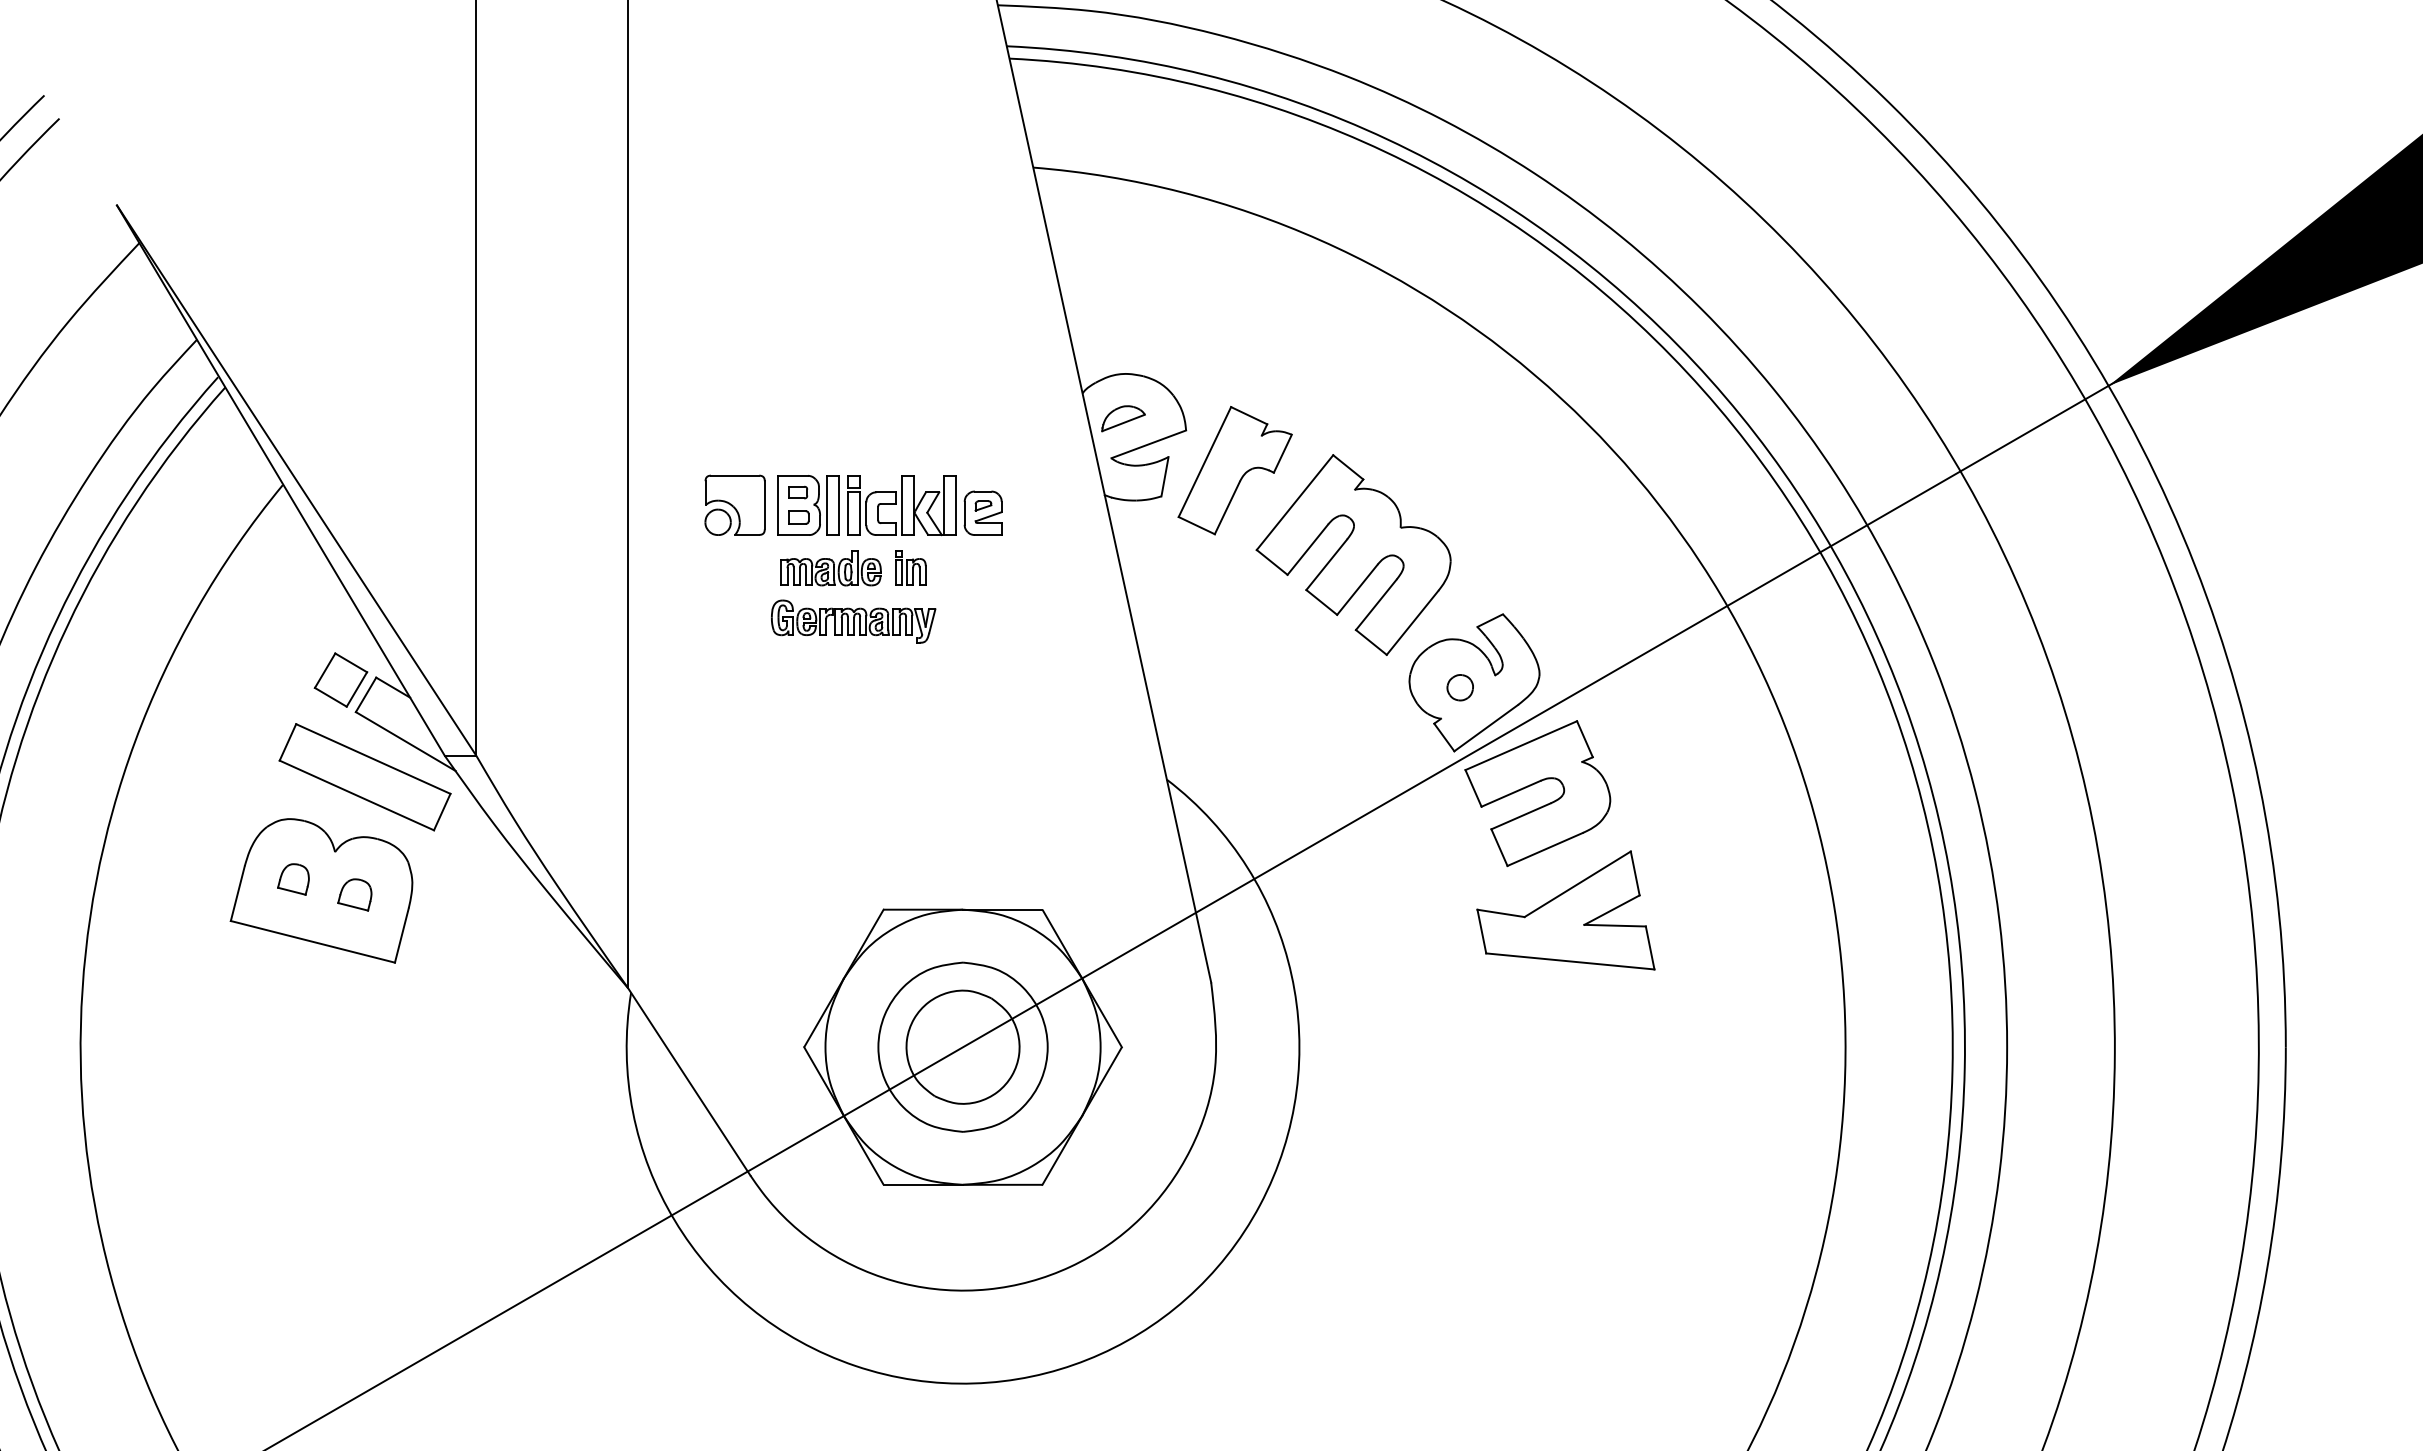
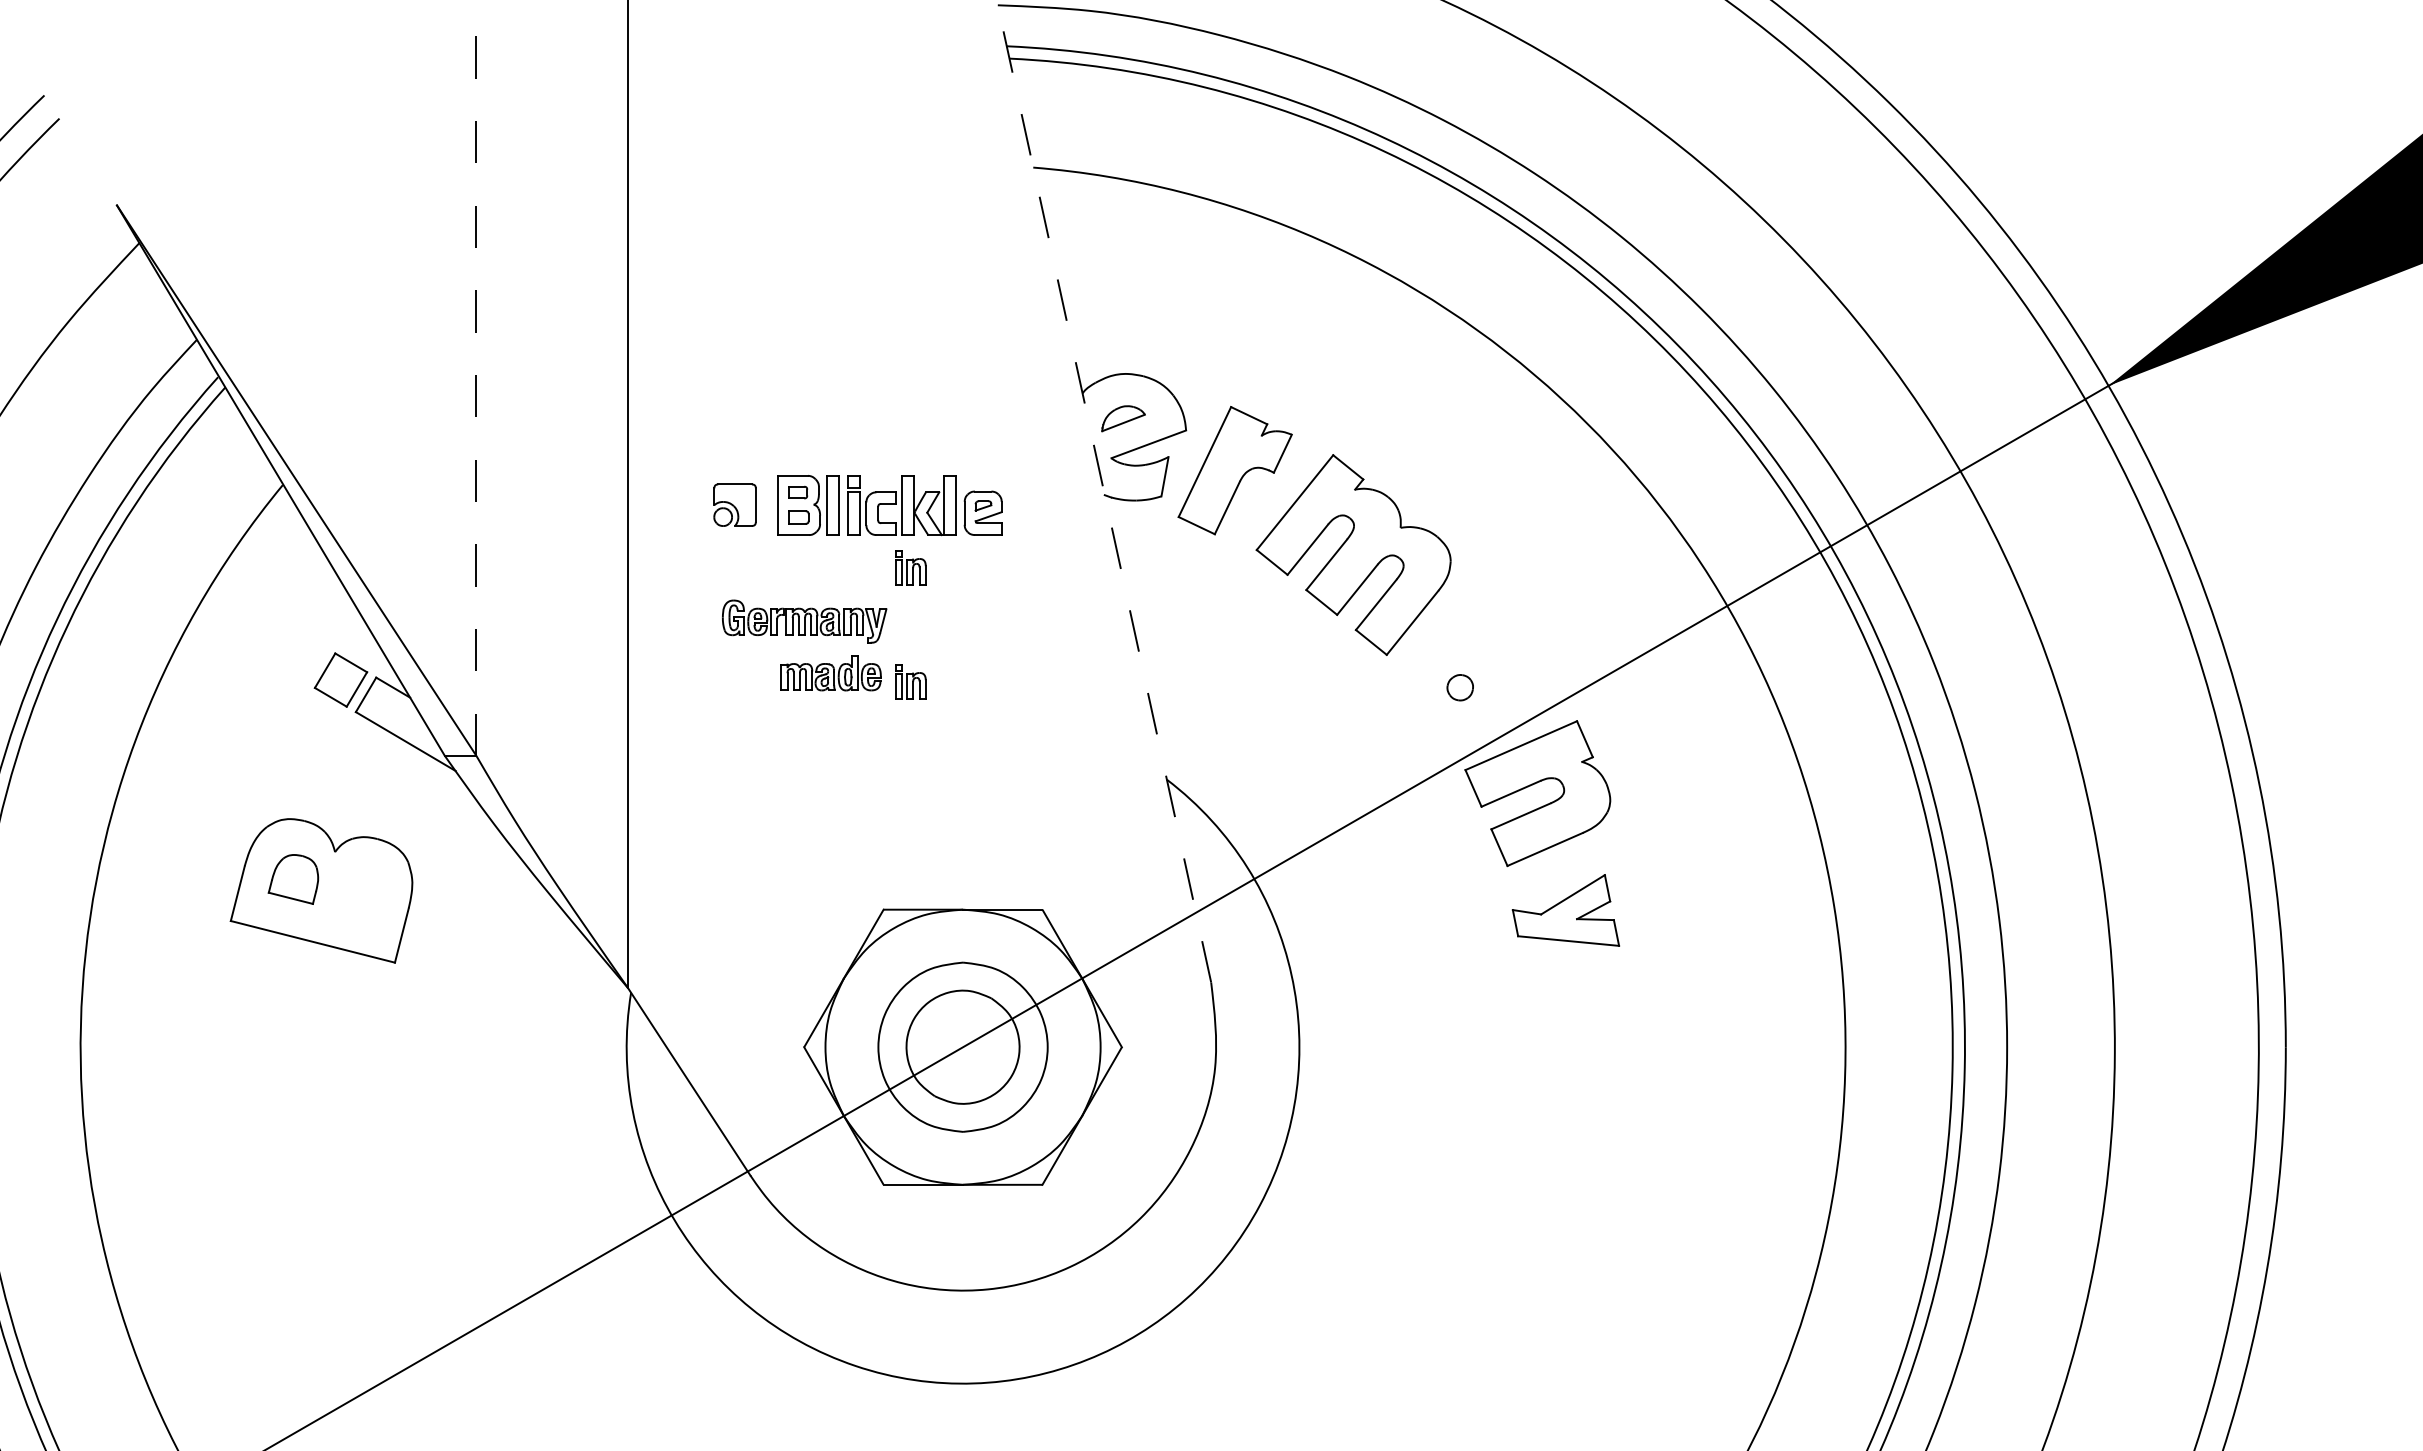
line: solid -> dashed (476, 377)
line: solid -> dashed (1103, 491)
part size: 62x62 px -> 44x44 px (734, 504)
part position: (830, 568) -> (830, 673) (830, 673)
part position: (853, 621) -> (804, 621) (804, 621)
part: none -> present (910, 681)
part: present -> none (1474, 682)
part: present -> none (364, 777)
part size: 33x33 px -> 53x51 px (293, 879)
part: present -> none (354, 894)
part size: 180x121 px -> 109x73 px (1565, 910)
